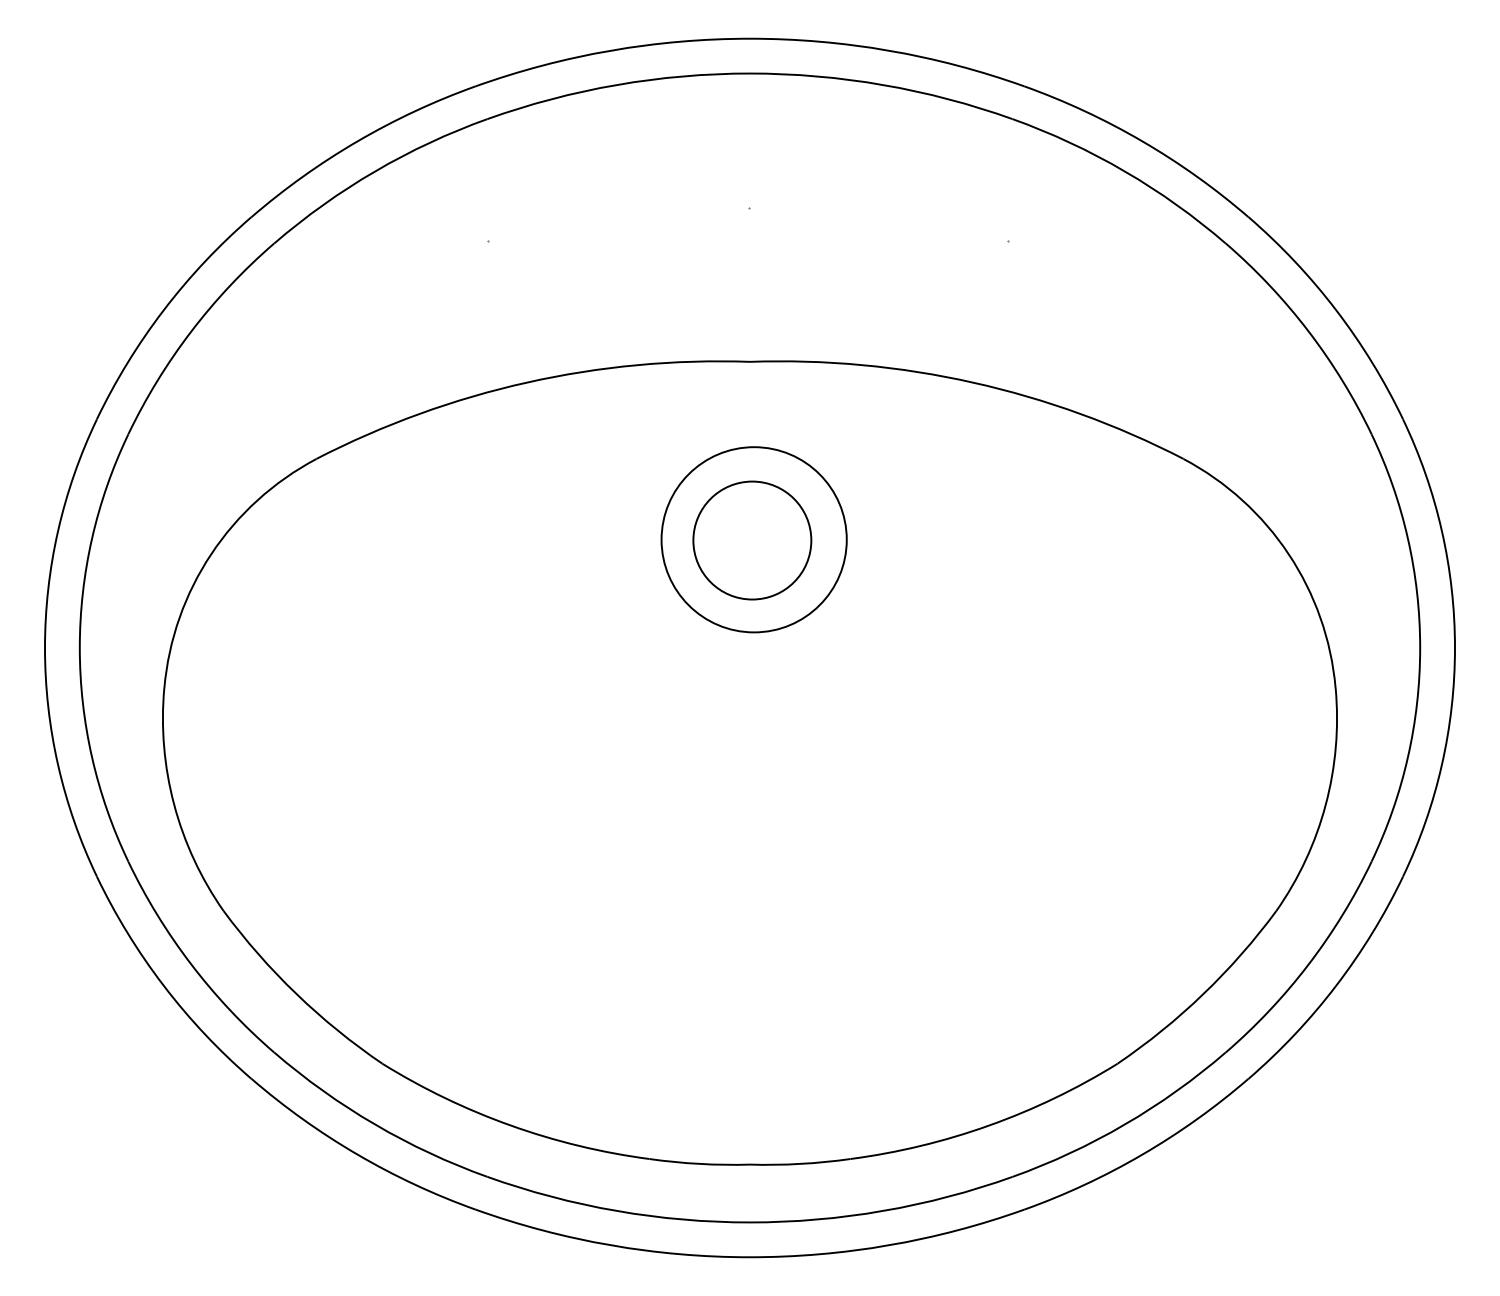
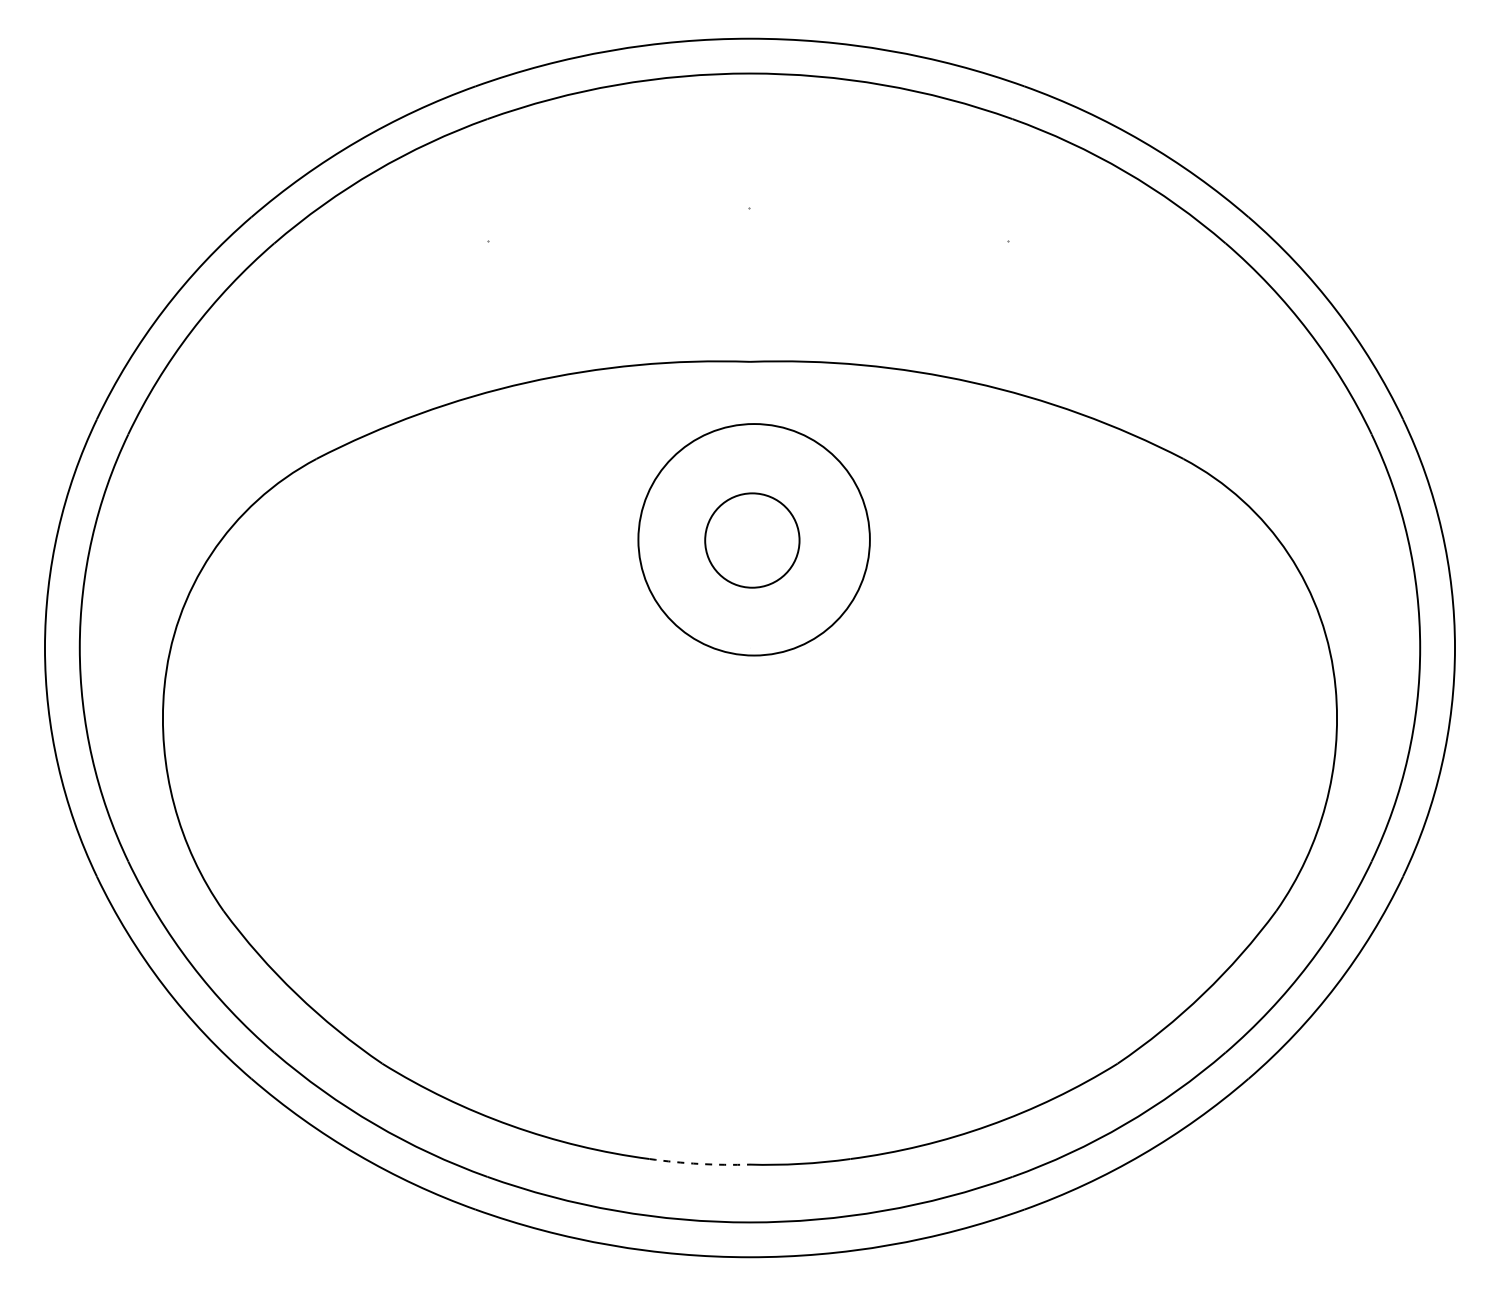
circle diameter: 185 px -> 232 px (753, 539)
circle diameter: 118 px -> 94 px (752, 540)
arc: solid -> dashed (699, 1163)
